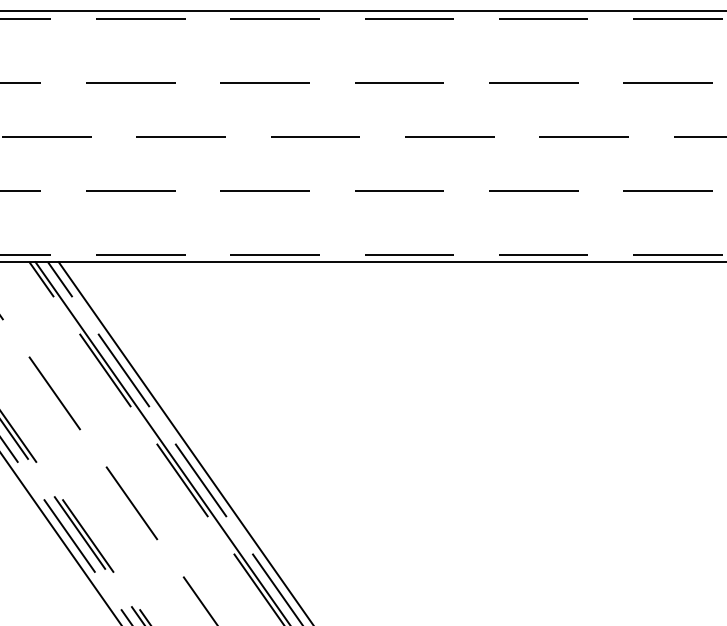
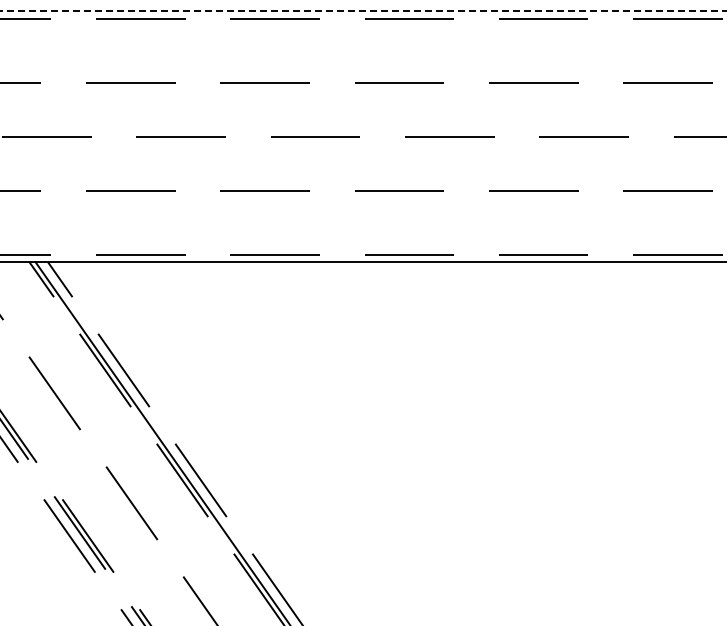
line: solid -> dashed (363, 11)
line: present -> none (184, 442)
line: present -> none (60, 538)
